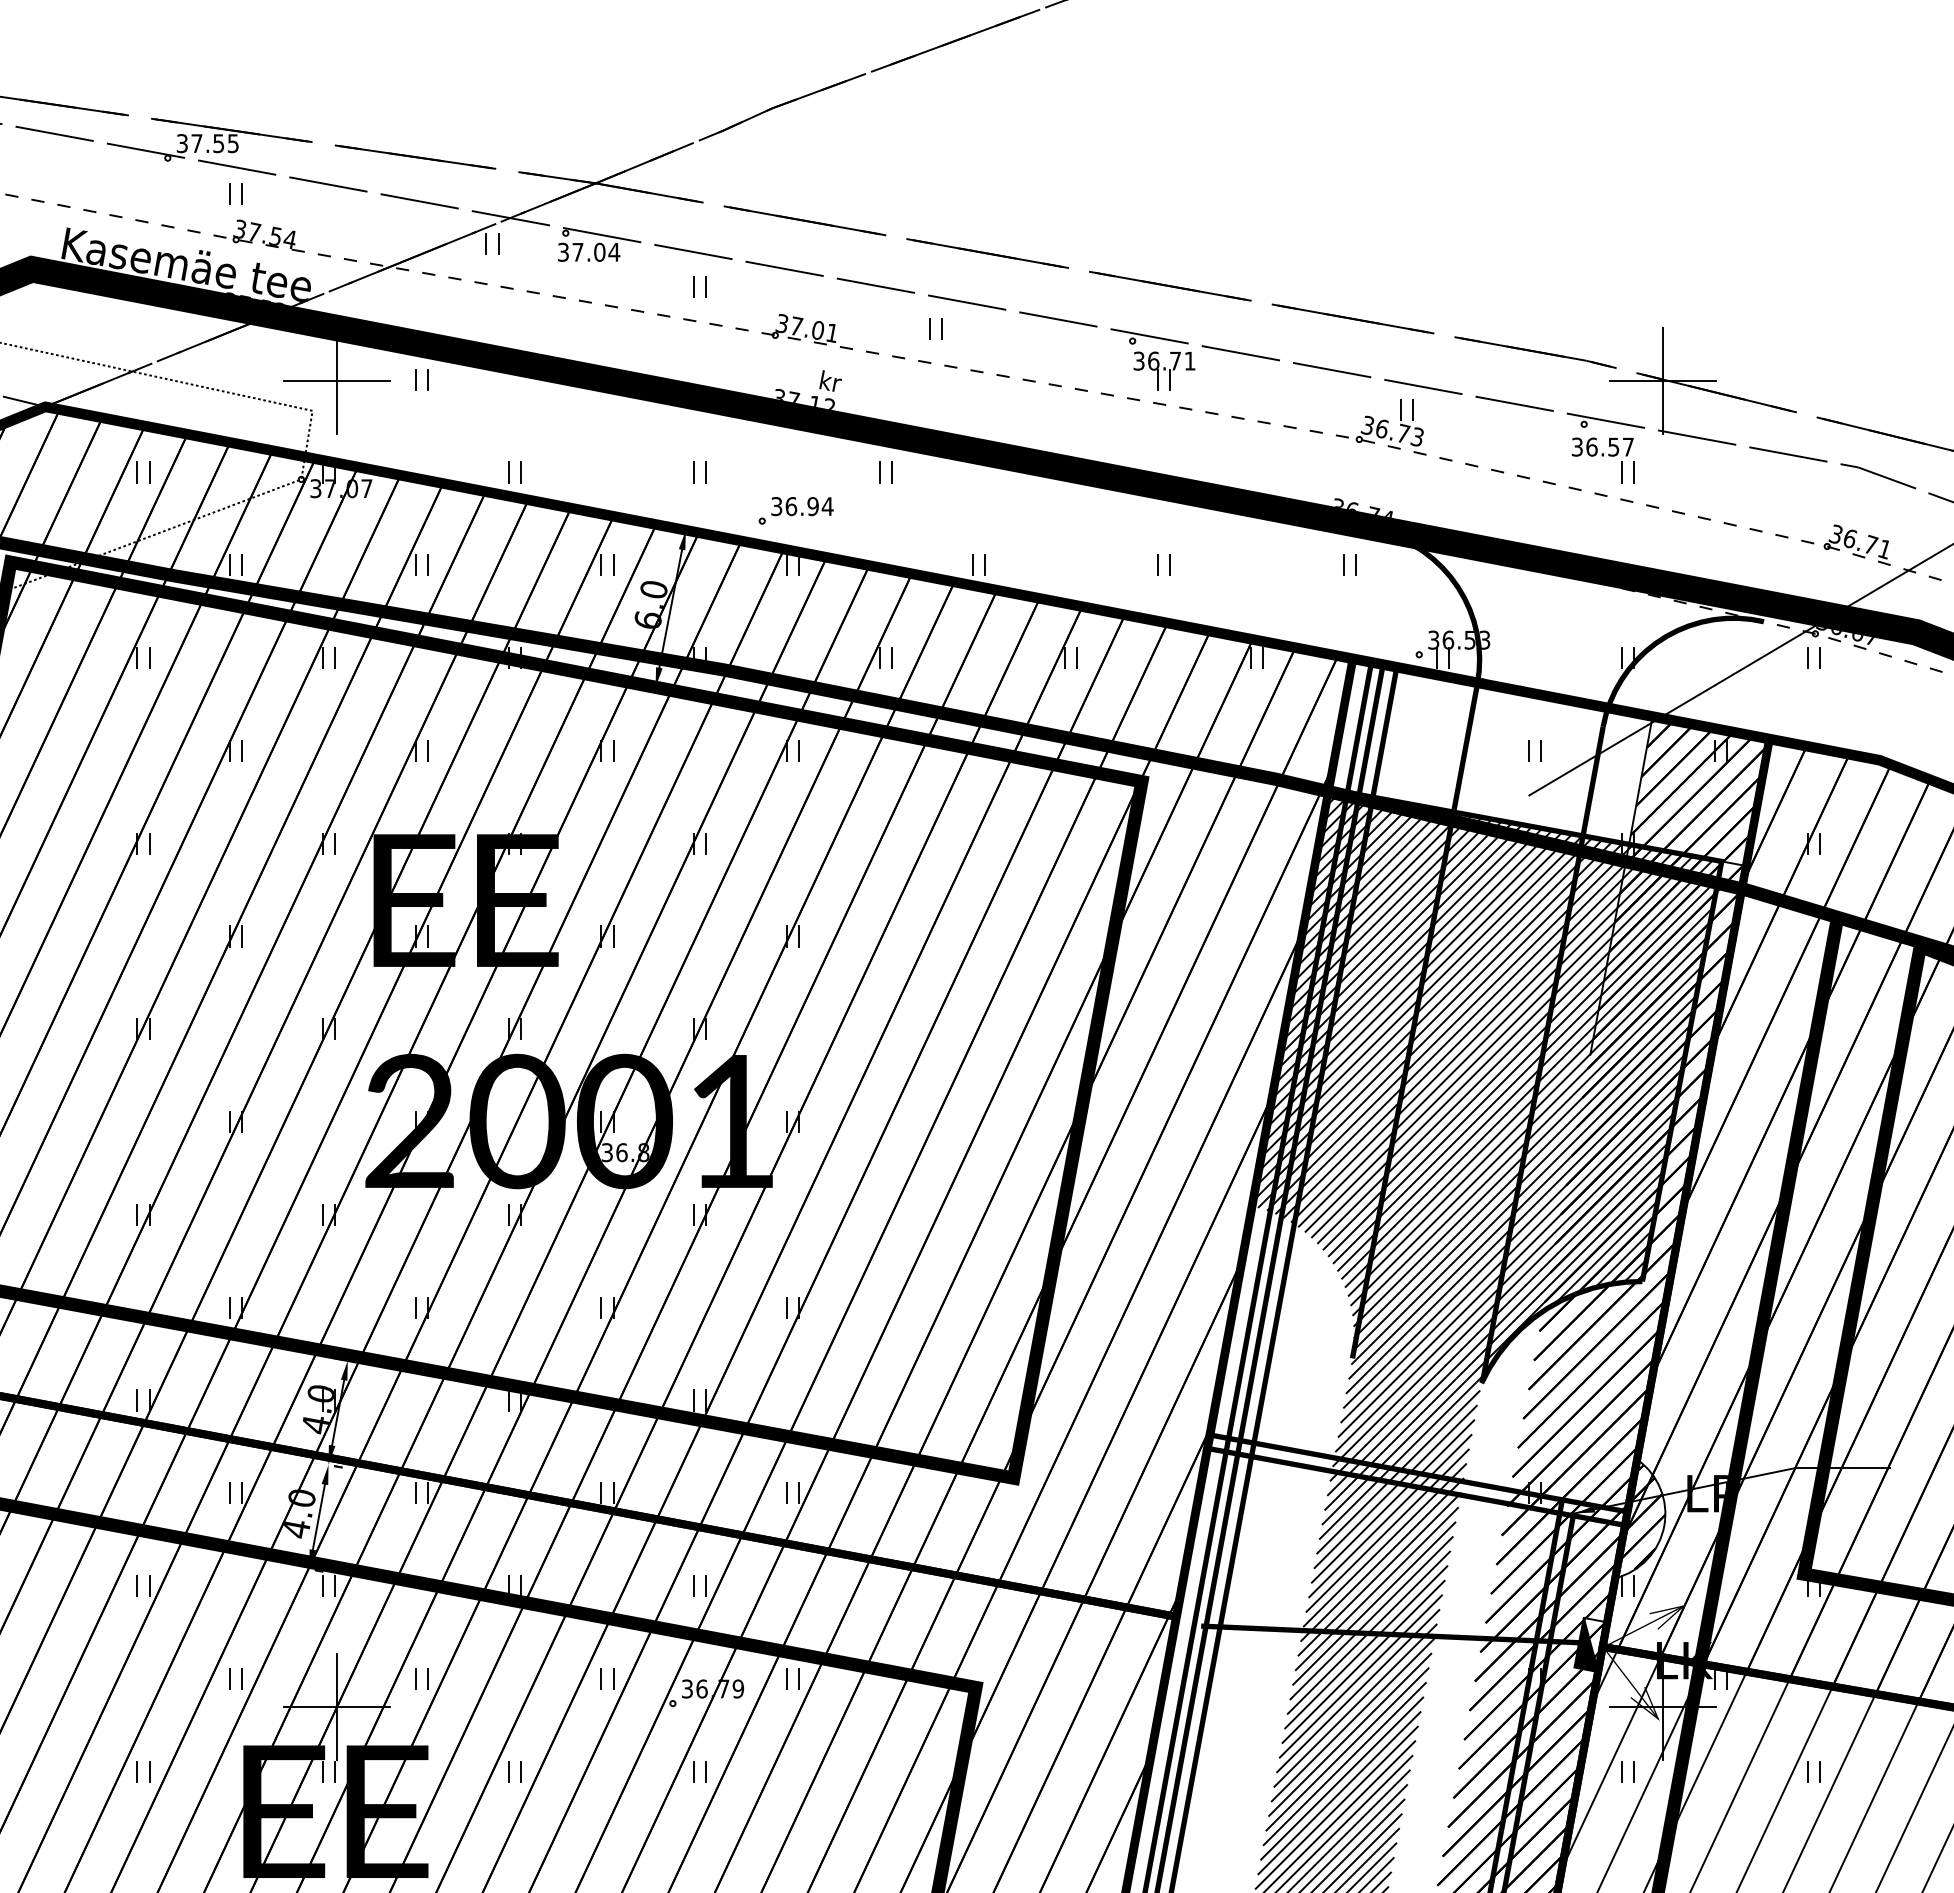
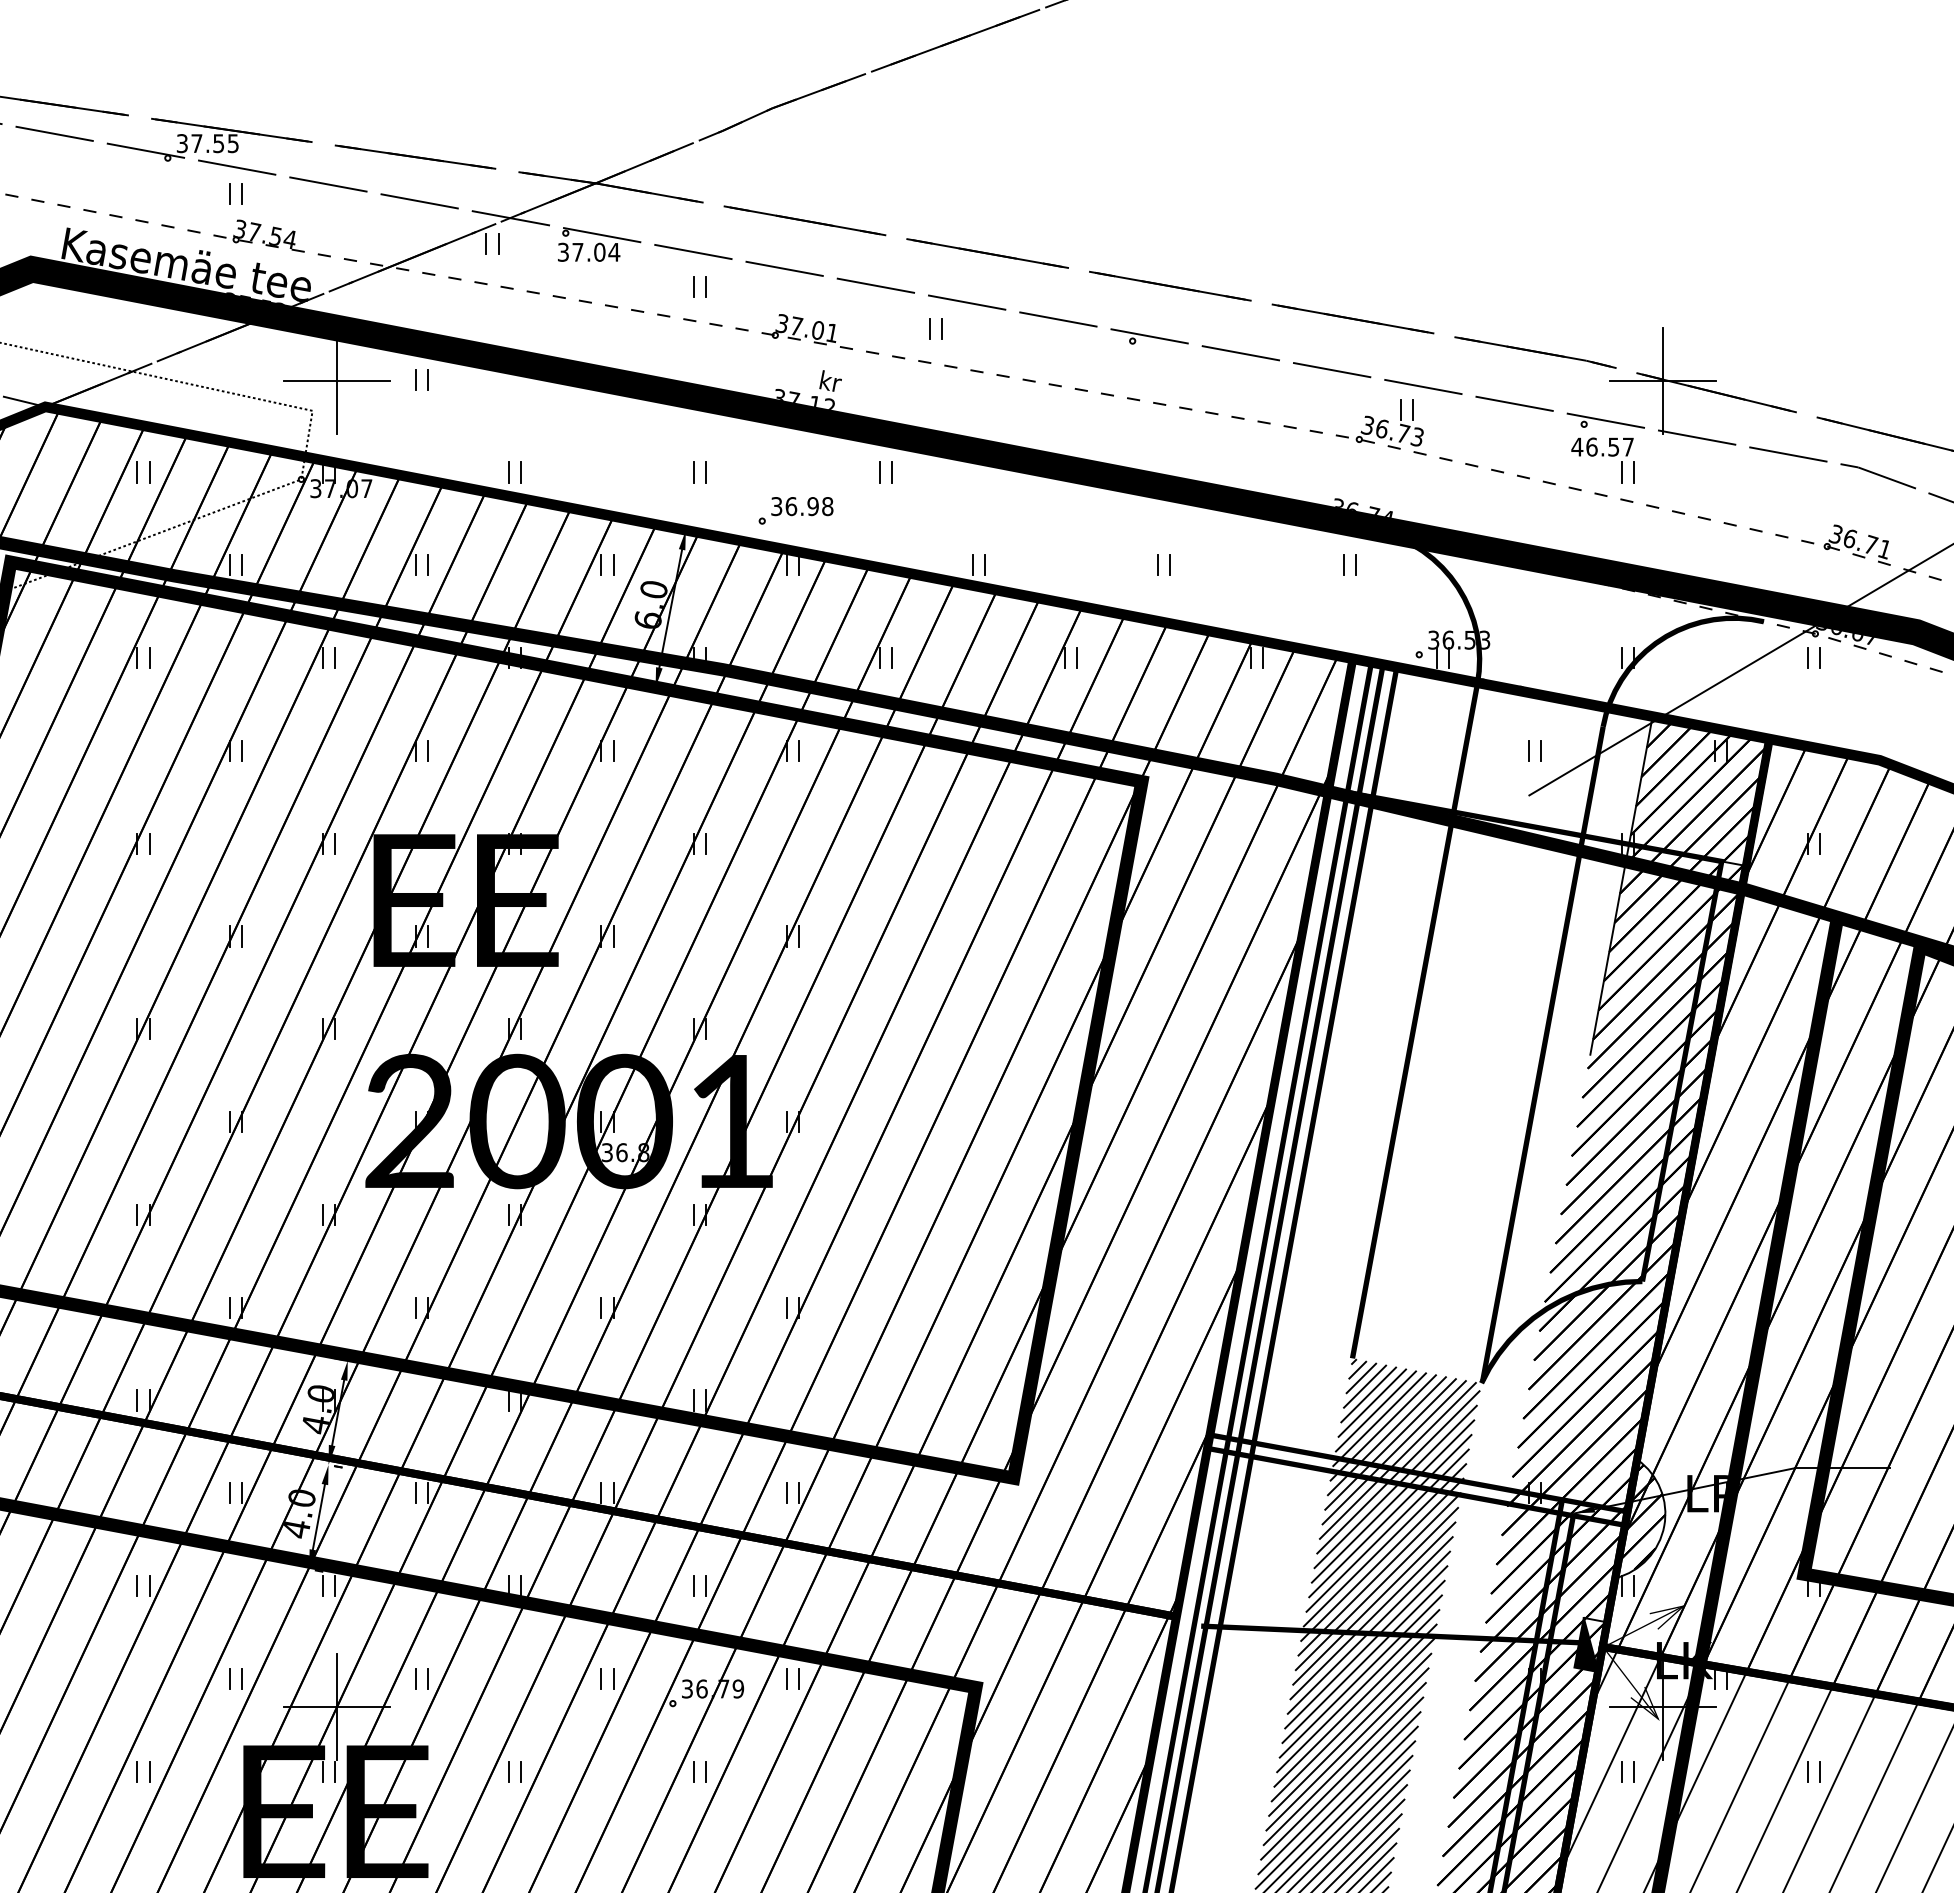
part: present -> none (1164, 370)
text: 36.57 -> 46.57 (1577, 446)
text: 36.94 -> 36.98 (827, 506)
hatch: present -> none (1486, 1085)
